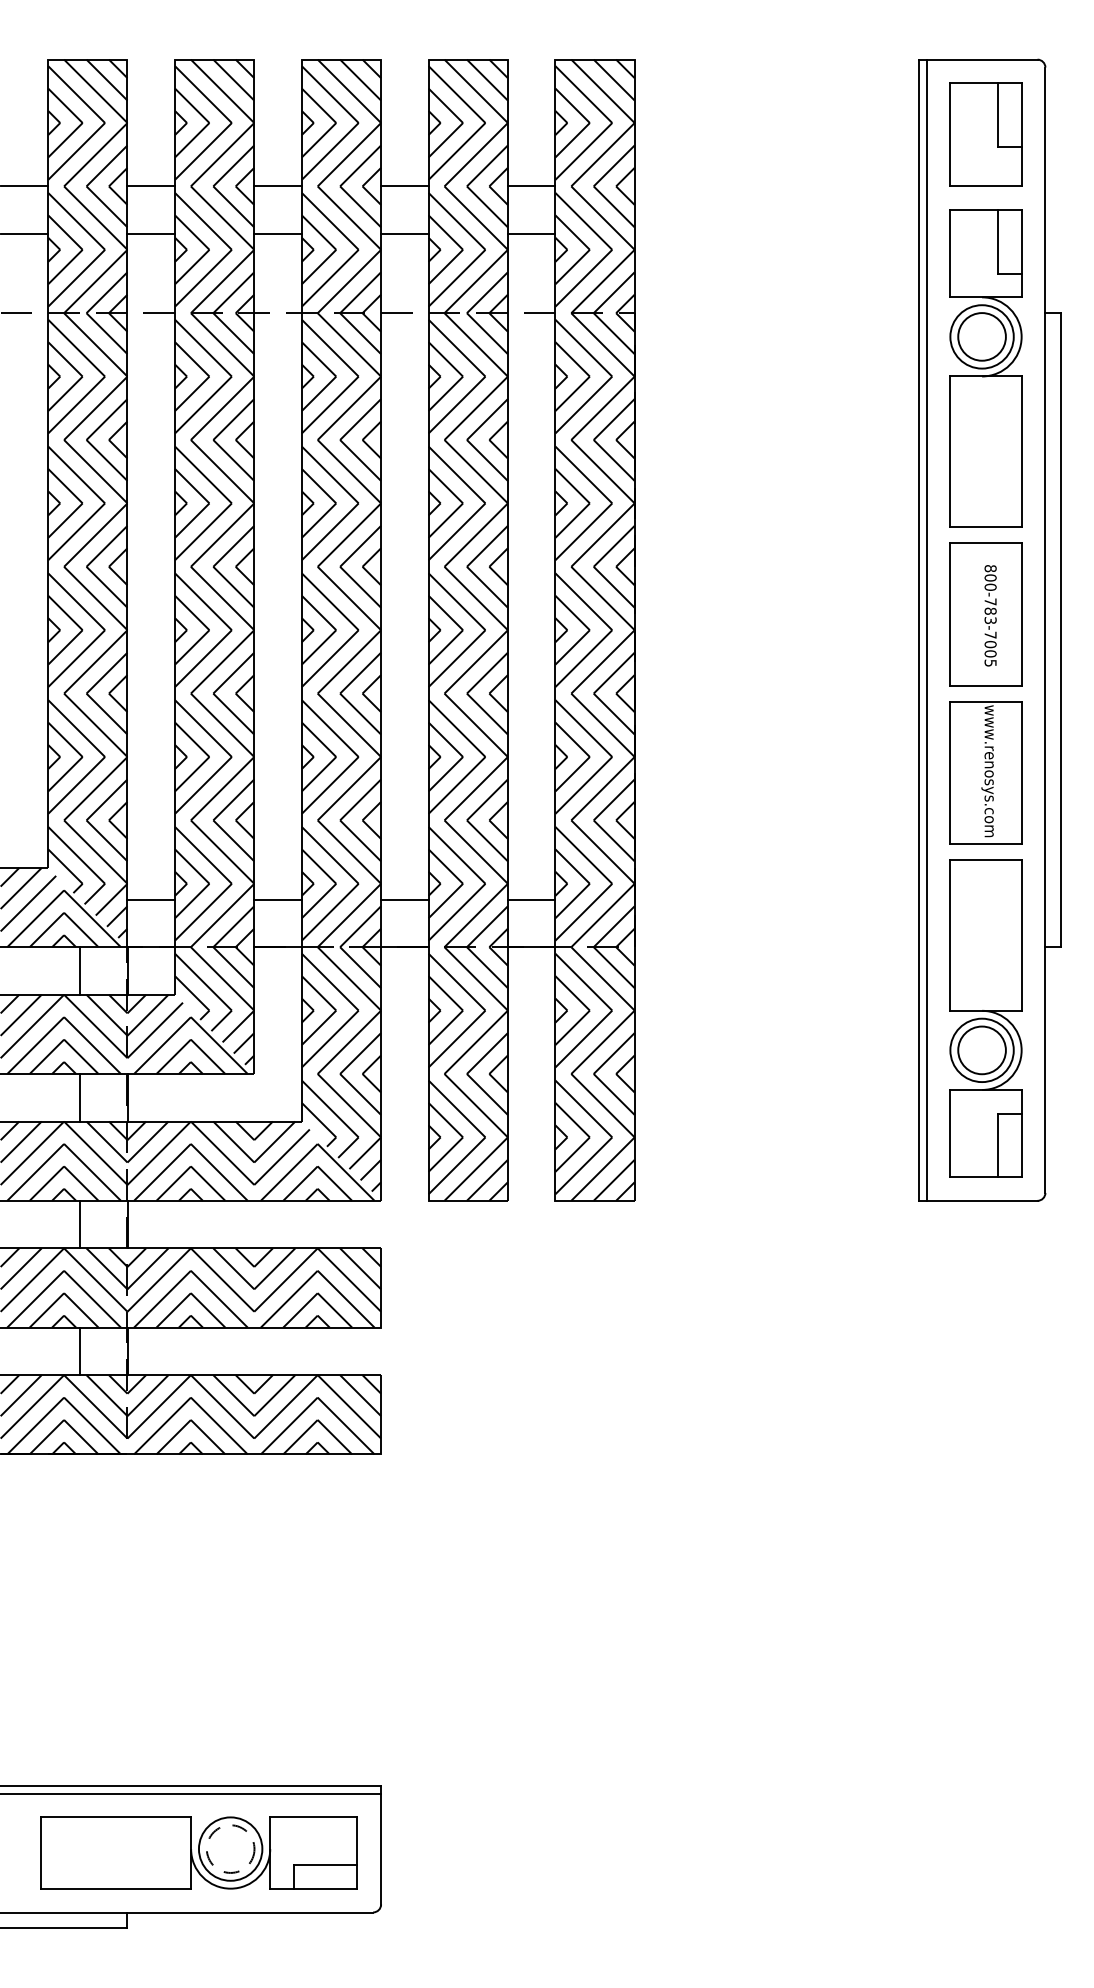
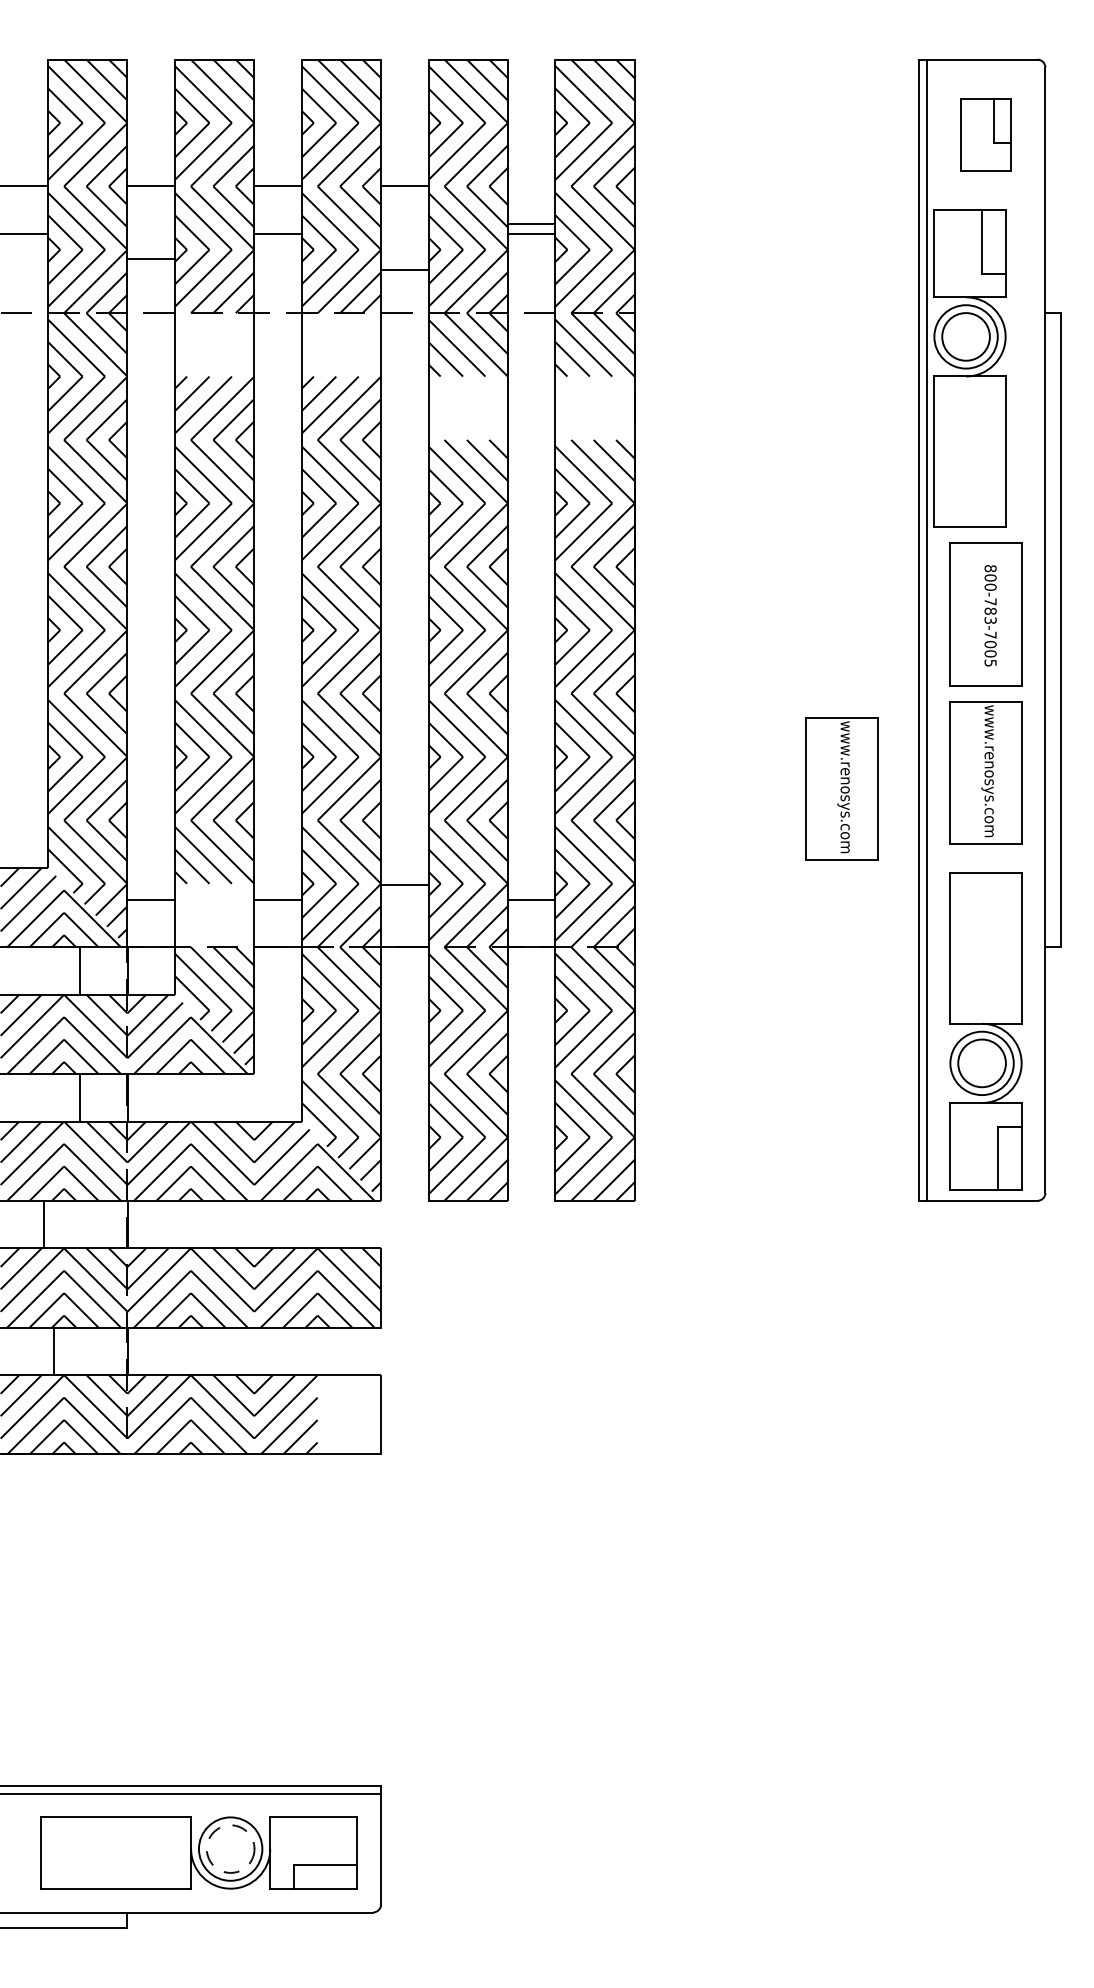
part size: 74x105 px -> 52x74 px (985, 134)
line position: (531, 186) -> (531, 224) (531, 224)
line position: (151, 233) -> (151, 258) (151, 258)
line position: (404, 233) -> (404, 269) (404, 269)
hatch: present -> none (214, 344)
hatch: present -> none (341, 344)
part position: (985, 368) -> (969, 368) (969, 368)
hatch: present -> none (467, 408)
hatch: present -> none (594, 408)
part: none -> present (841, 788)
line position: (404, 899) -> (404, 884) (404, 884)
hatch: present -> none (214, 915)
part position: (985, 1018) -> (985, 1031) (985, 1031)
line position: (80, 1224) -> (44, 1224) (44, 1224)
line position: (80, 1351) -> (54, 1351) (54, 1351)
hatch: present -> none (349, 1414)
